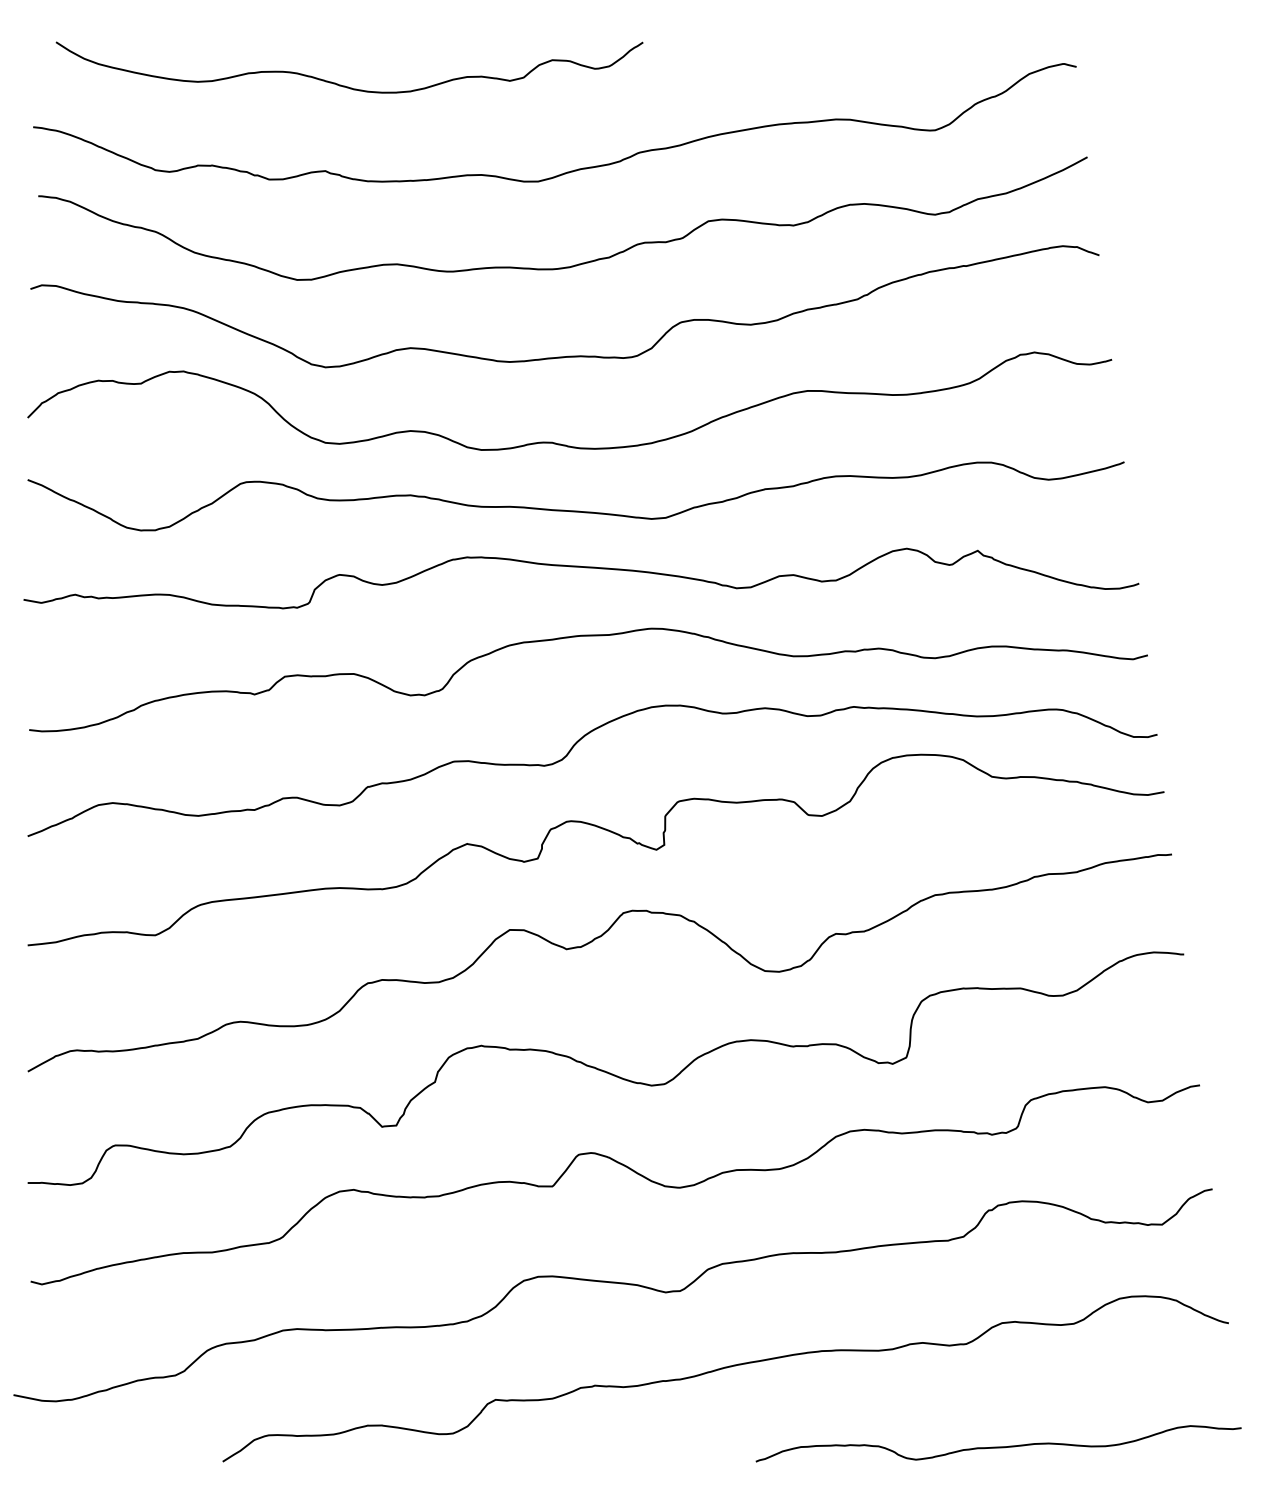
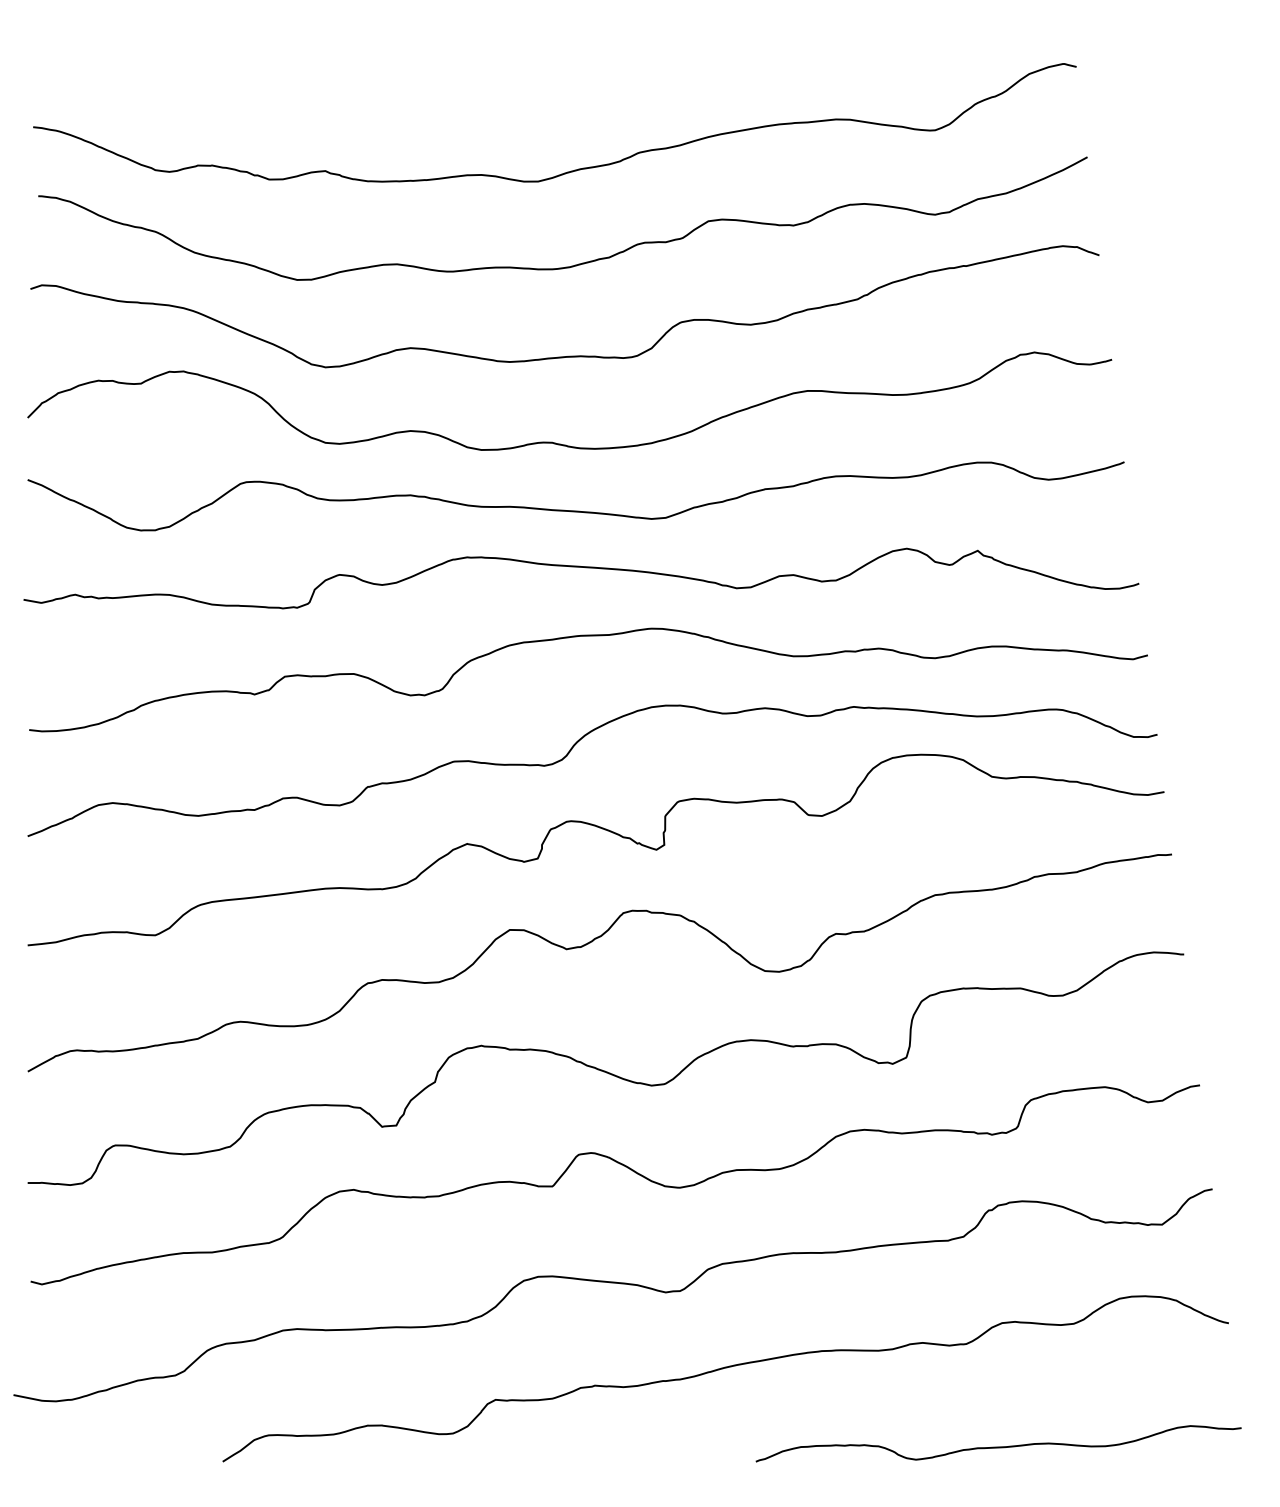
curve: present -> none (345, 85)
